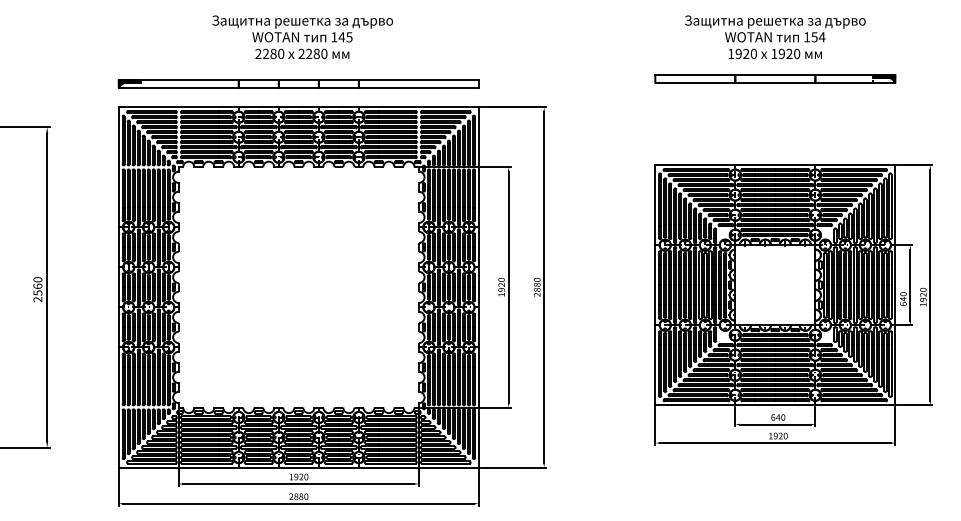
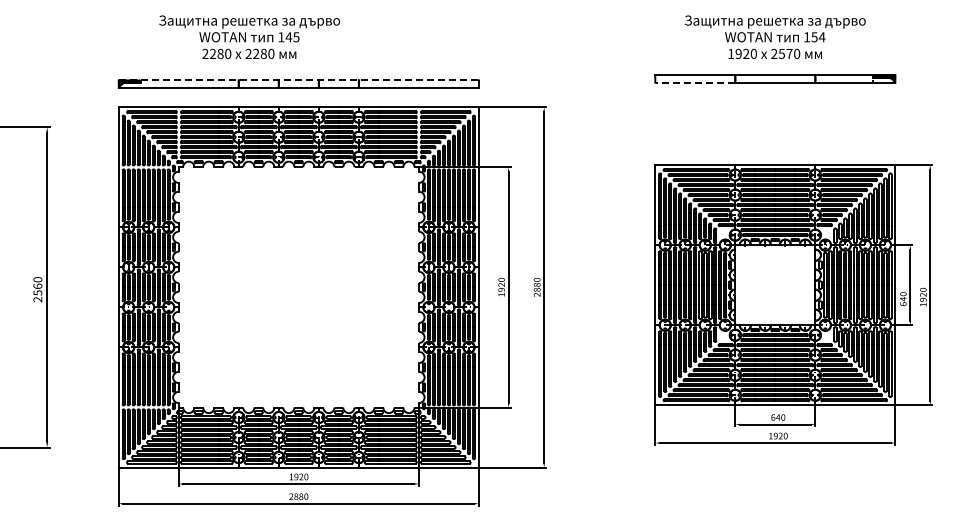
text position: (302, 37) -> (249, 37) (249, 37)
text: 1920 -> 2570 (781, 53)
line: solid -> dashed (299, 80)
line: solid -> dashed (695, 82)
